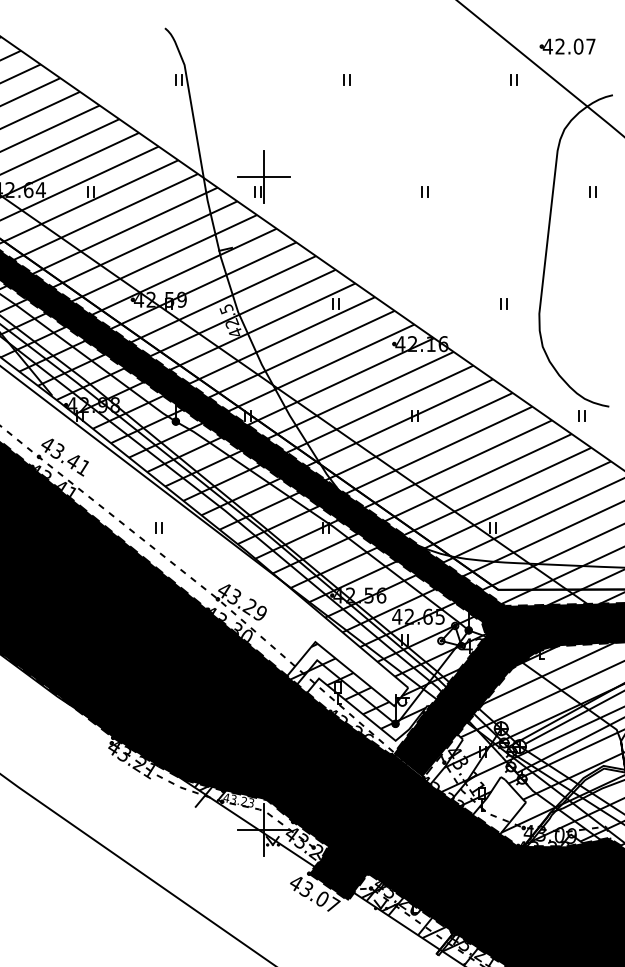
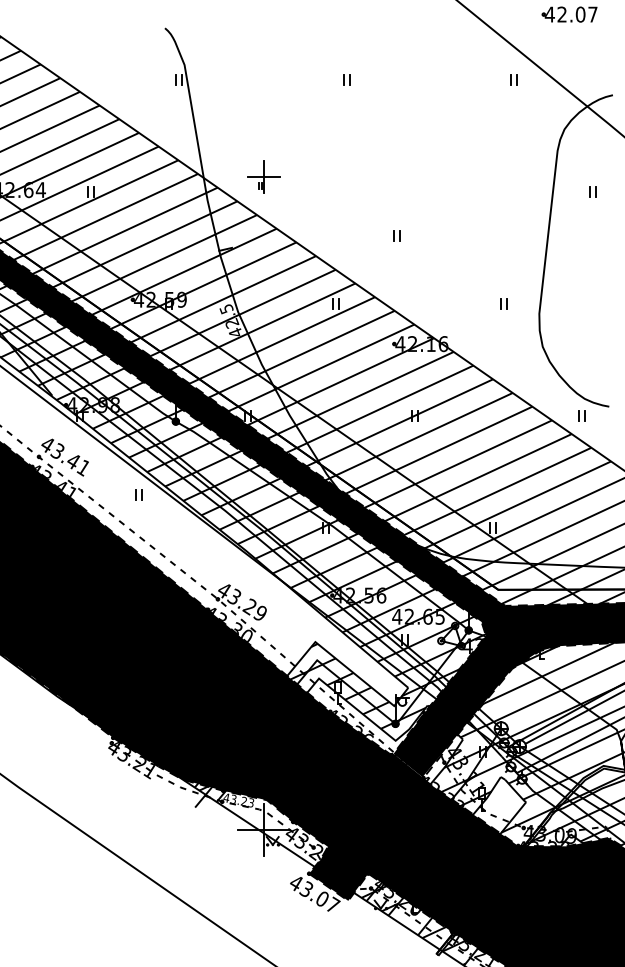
part position: (567, 46) -> (569, 14) (569, 14)
part size: 54x54 px -> 34x34 px (263, 176)
part position: (424, 191) -> (396, 235) (396, 235)
part position: (158, 527) -> (138, 494) (138, 494)
